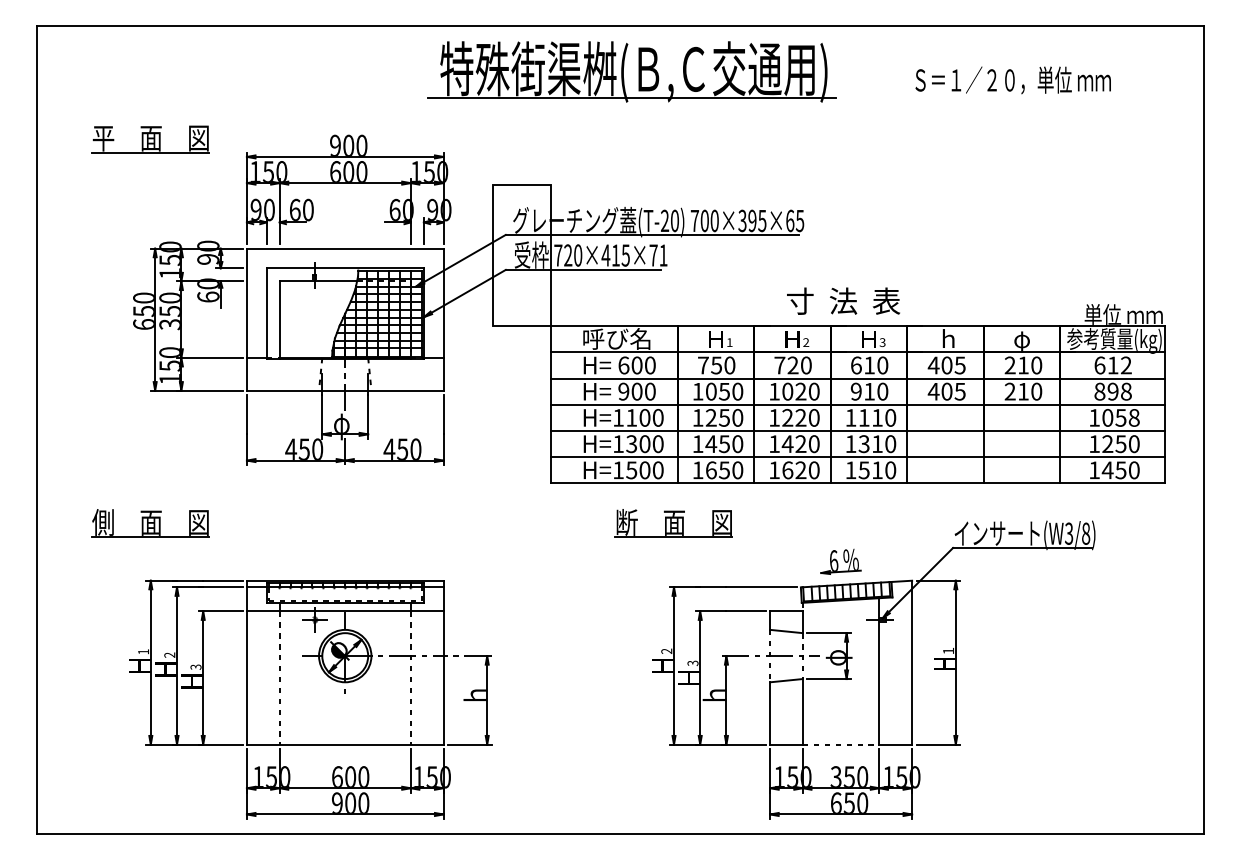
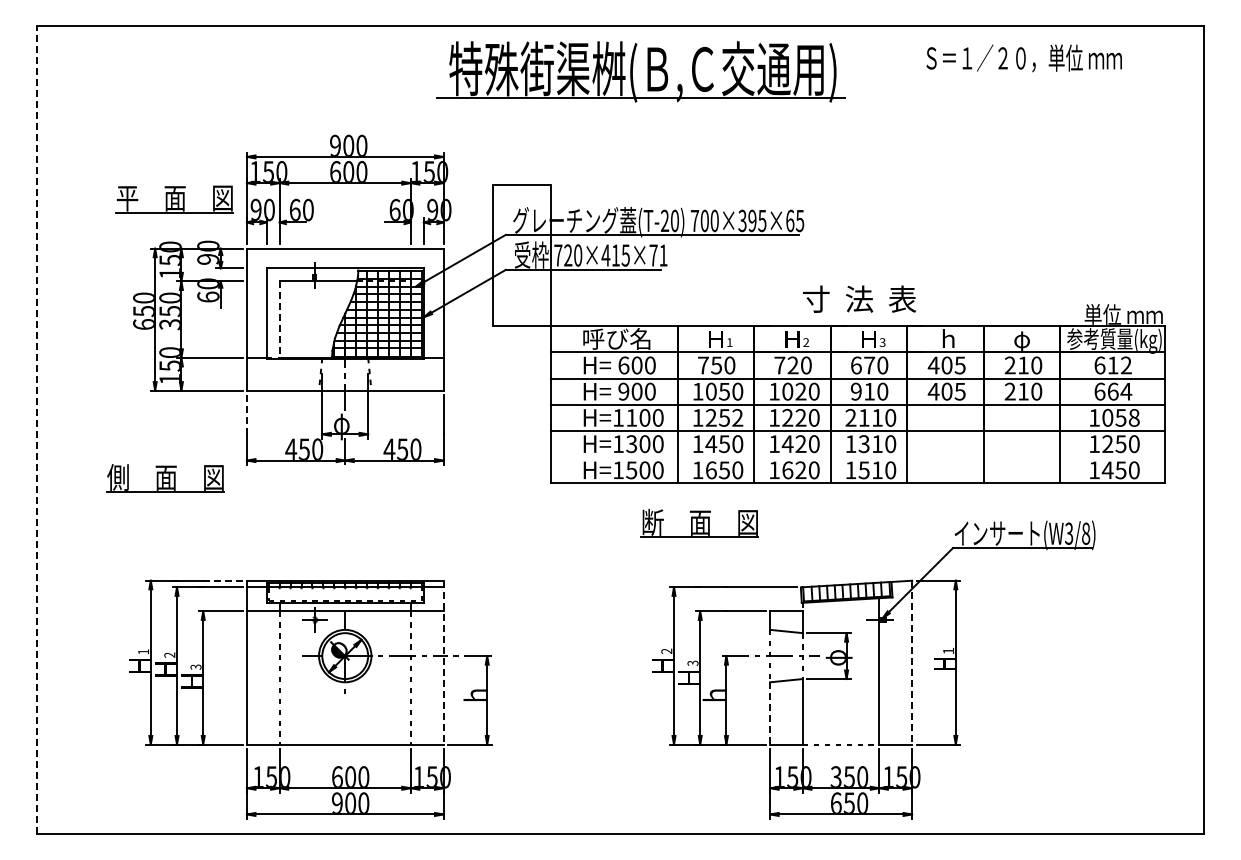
part position: (638, 71) -> (647, 71) (647, 71)
text position: (1012, 80) -> (1023, 58) (1023, 58)
part position: (150, 139) -> (174, 199) (174, 199)
text position: (843, 300) -> (859, 298) (859, 298)
line: solid -> dashed (279, 320)
text: 610 -> 670 (869, 365)
text: 898 -> 664 (1113, 391)
line: solid -> dashed (246, 414)
text: 1250 -> 1252 (737, 417)
text: 1110 -> 2110 (850, 417)
line: solid -> dashed (37, 429)
line: present -> none (857, 457)
part position: (150, 523) -> (165, 478) (165, 478)
part position: (673, 523) -> (699, 523) (699, 523)
part: present -> none (840, 561)
line: solid -> dashed (222, 580)
line: solid -> dashed (443, 662)
line: solid -> dashed (912, 662)
line: solid -> dashed (770, 713)
